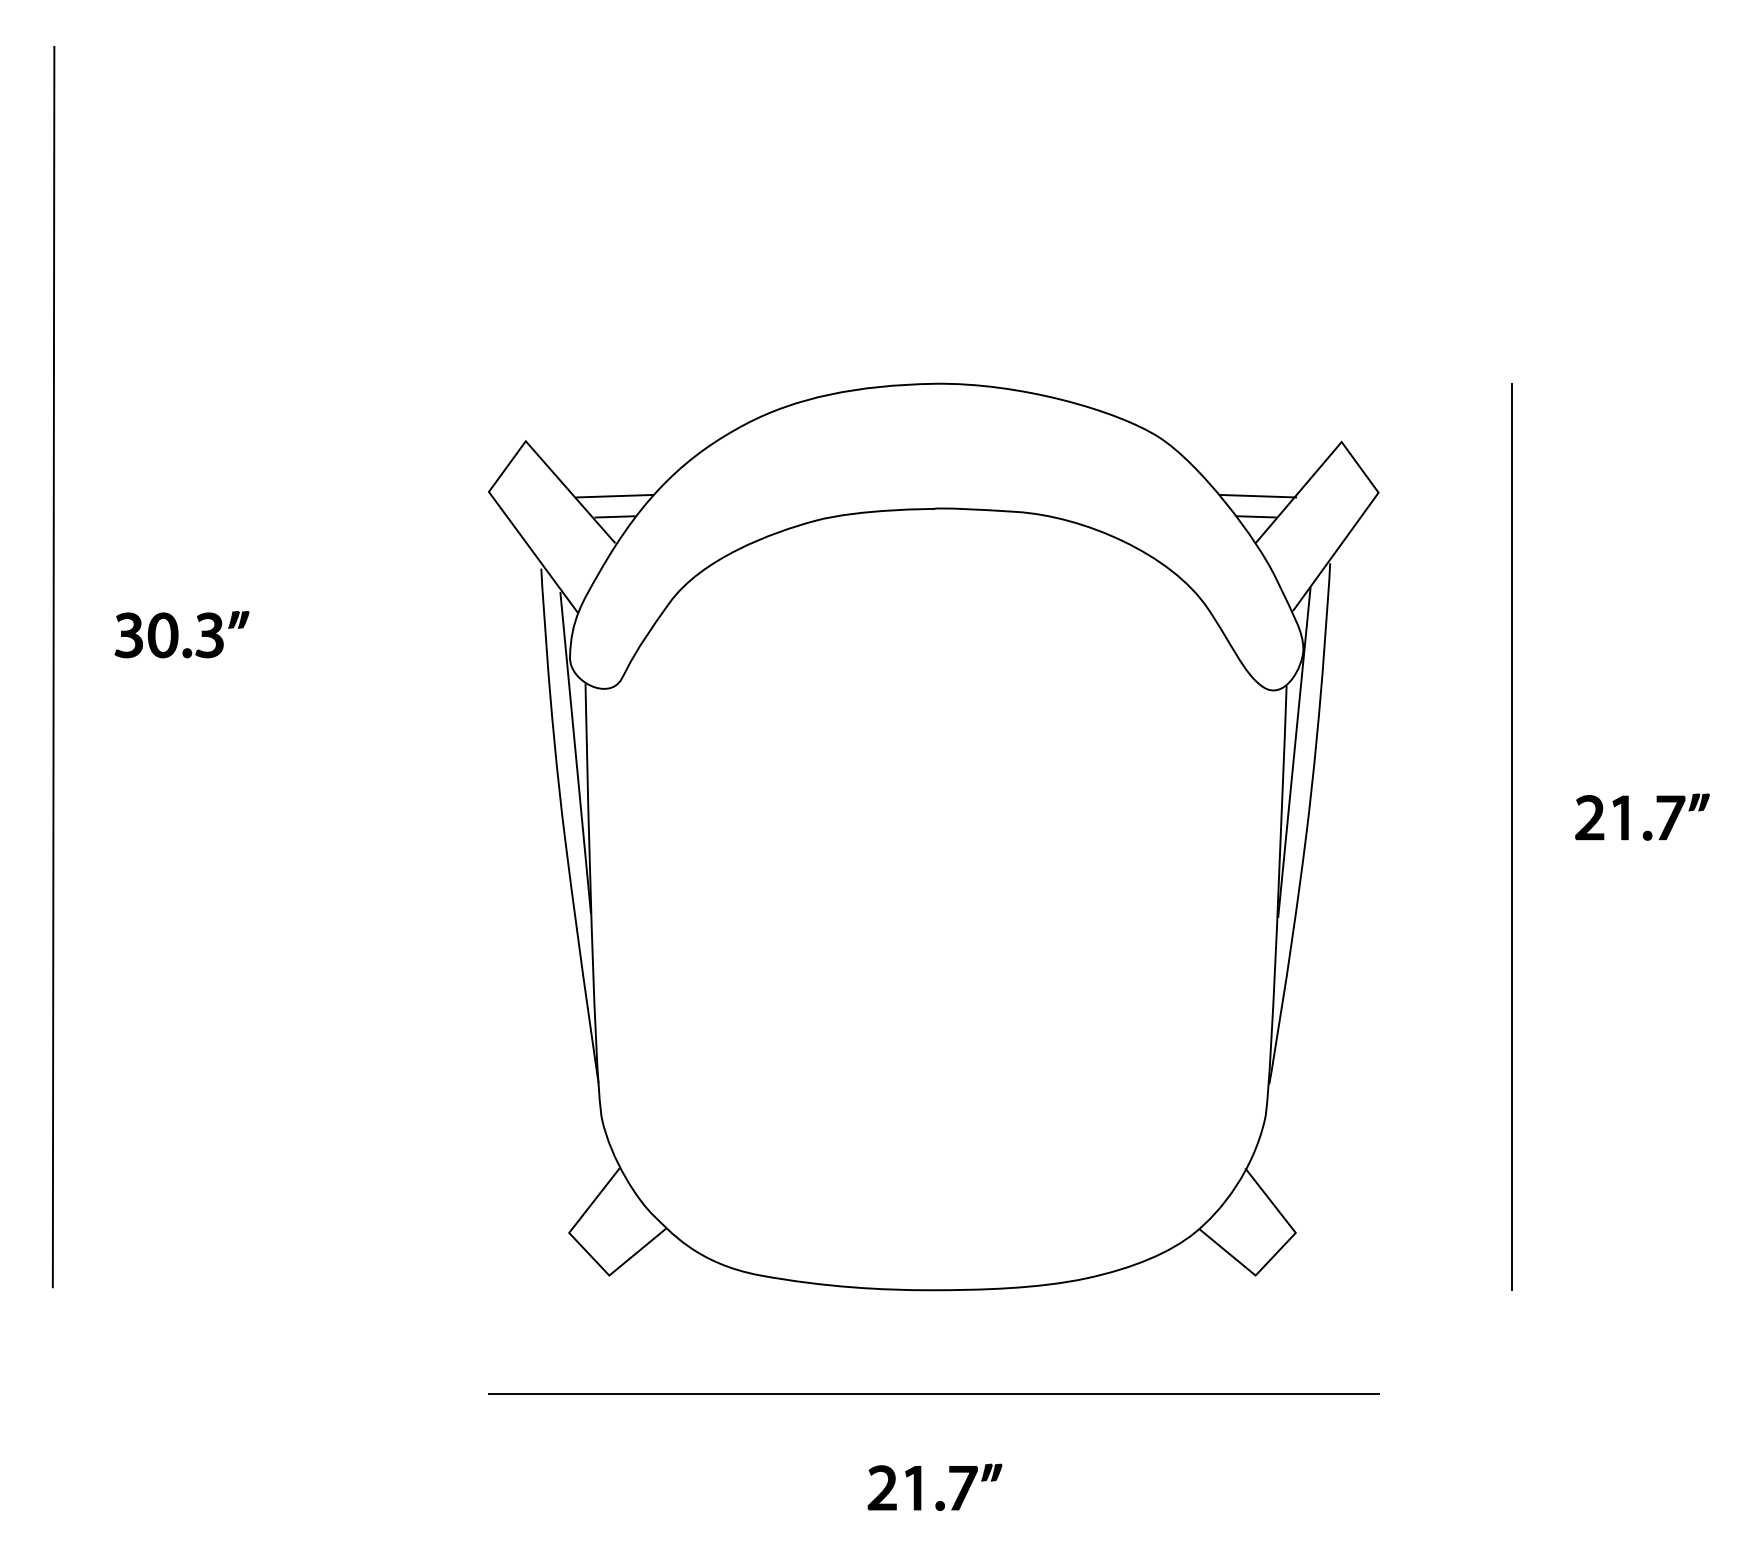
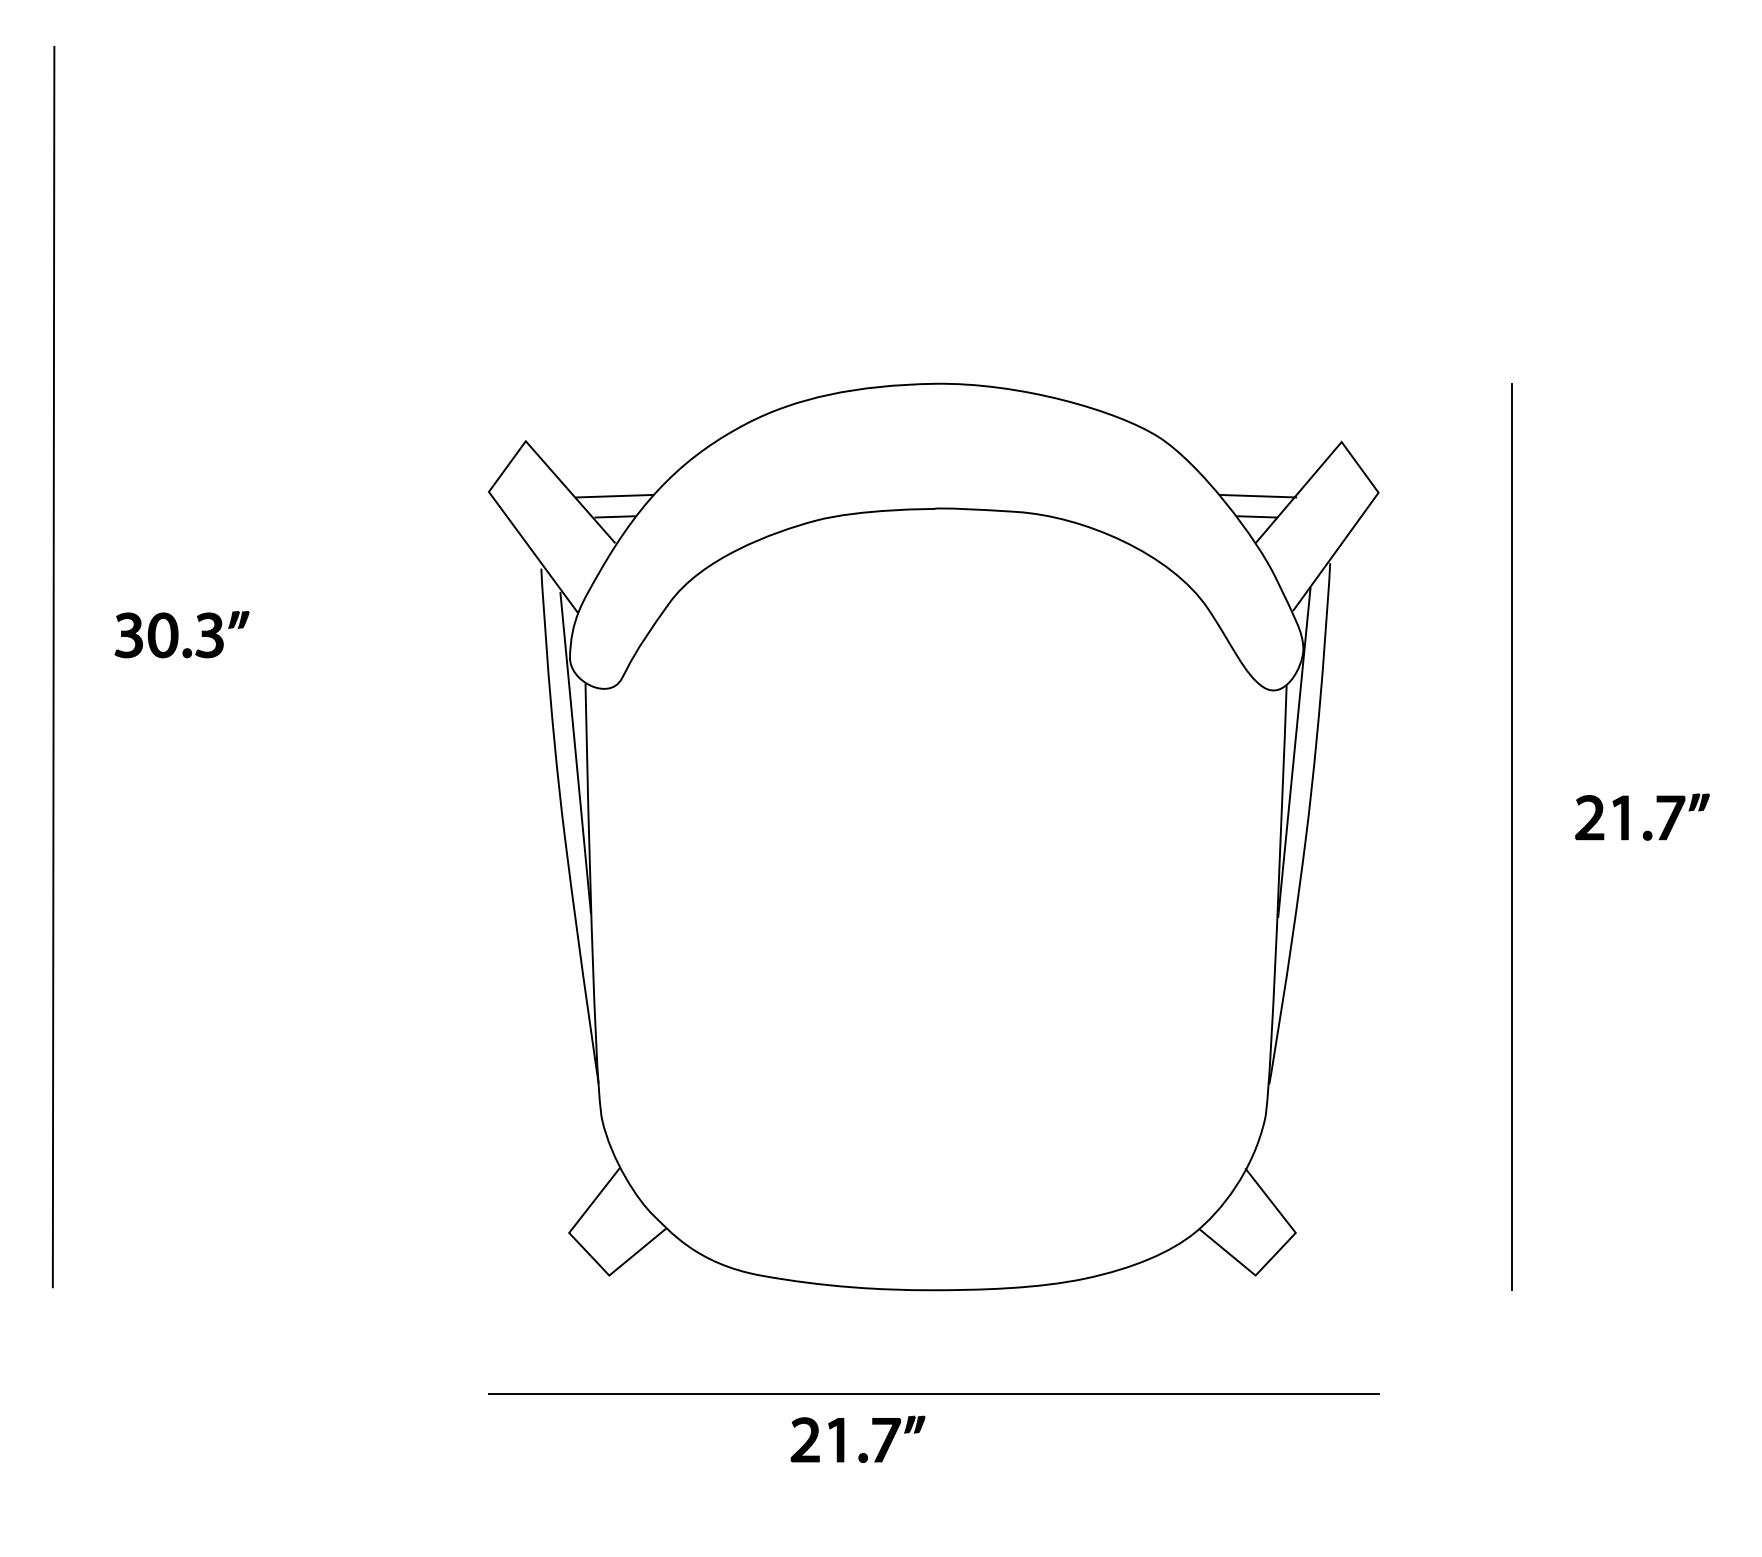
part position: (921, 1486) -> (844, 1438) (844, 1438)
